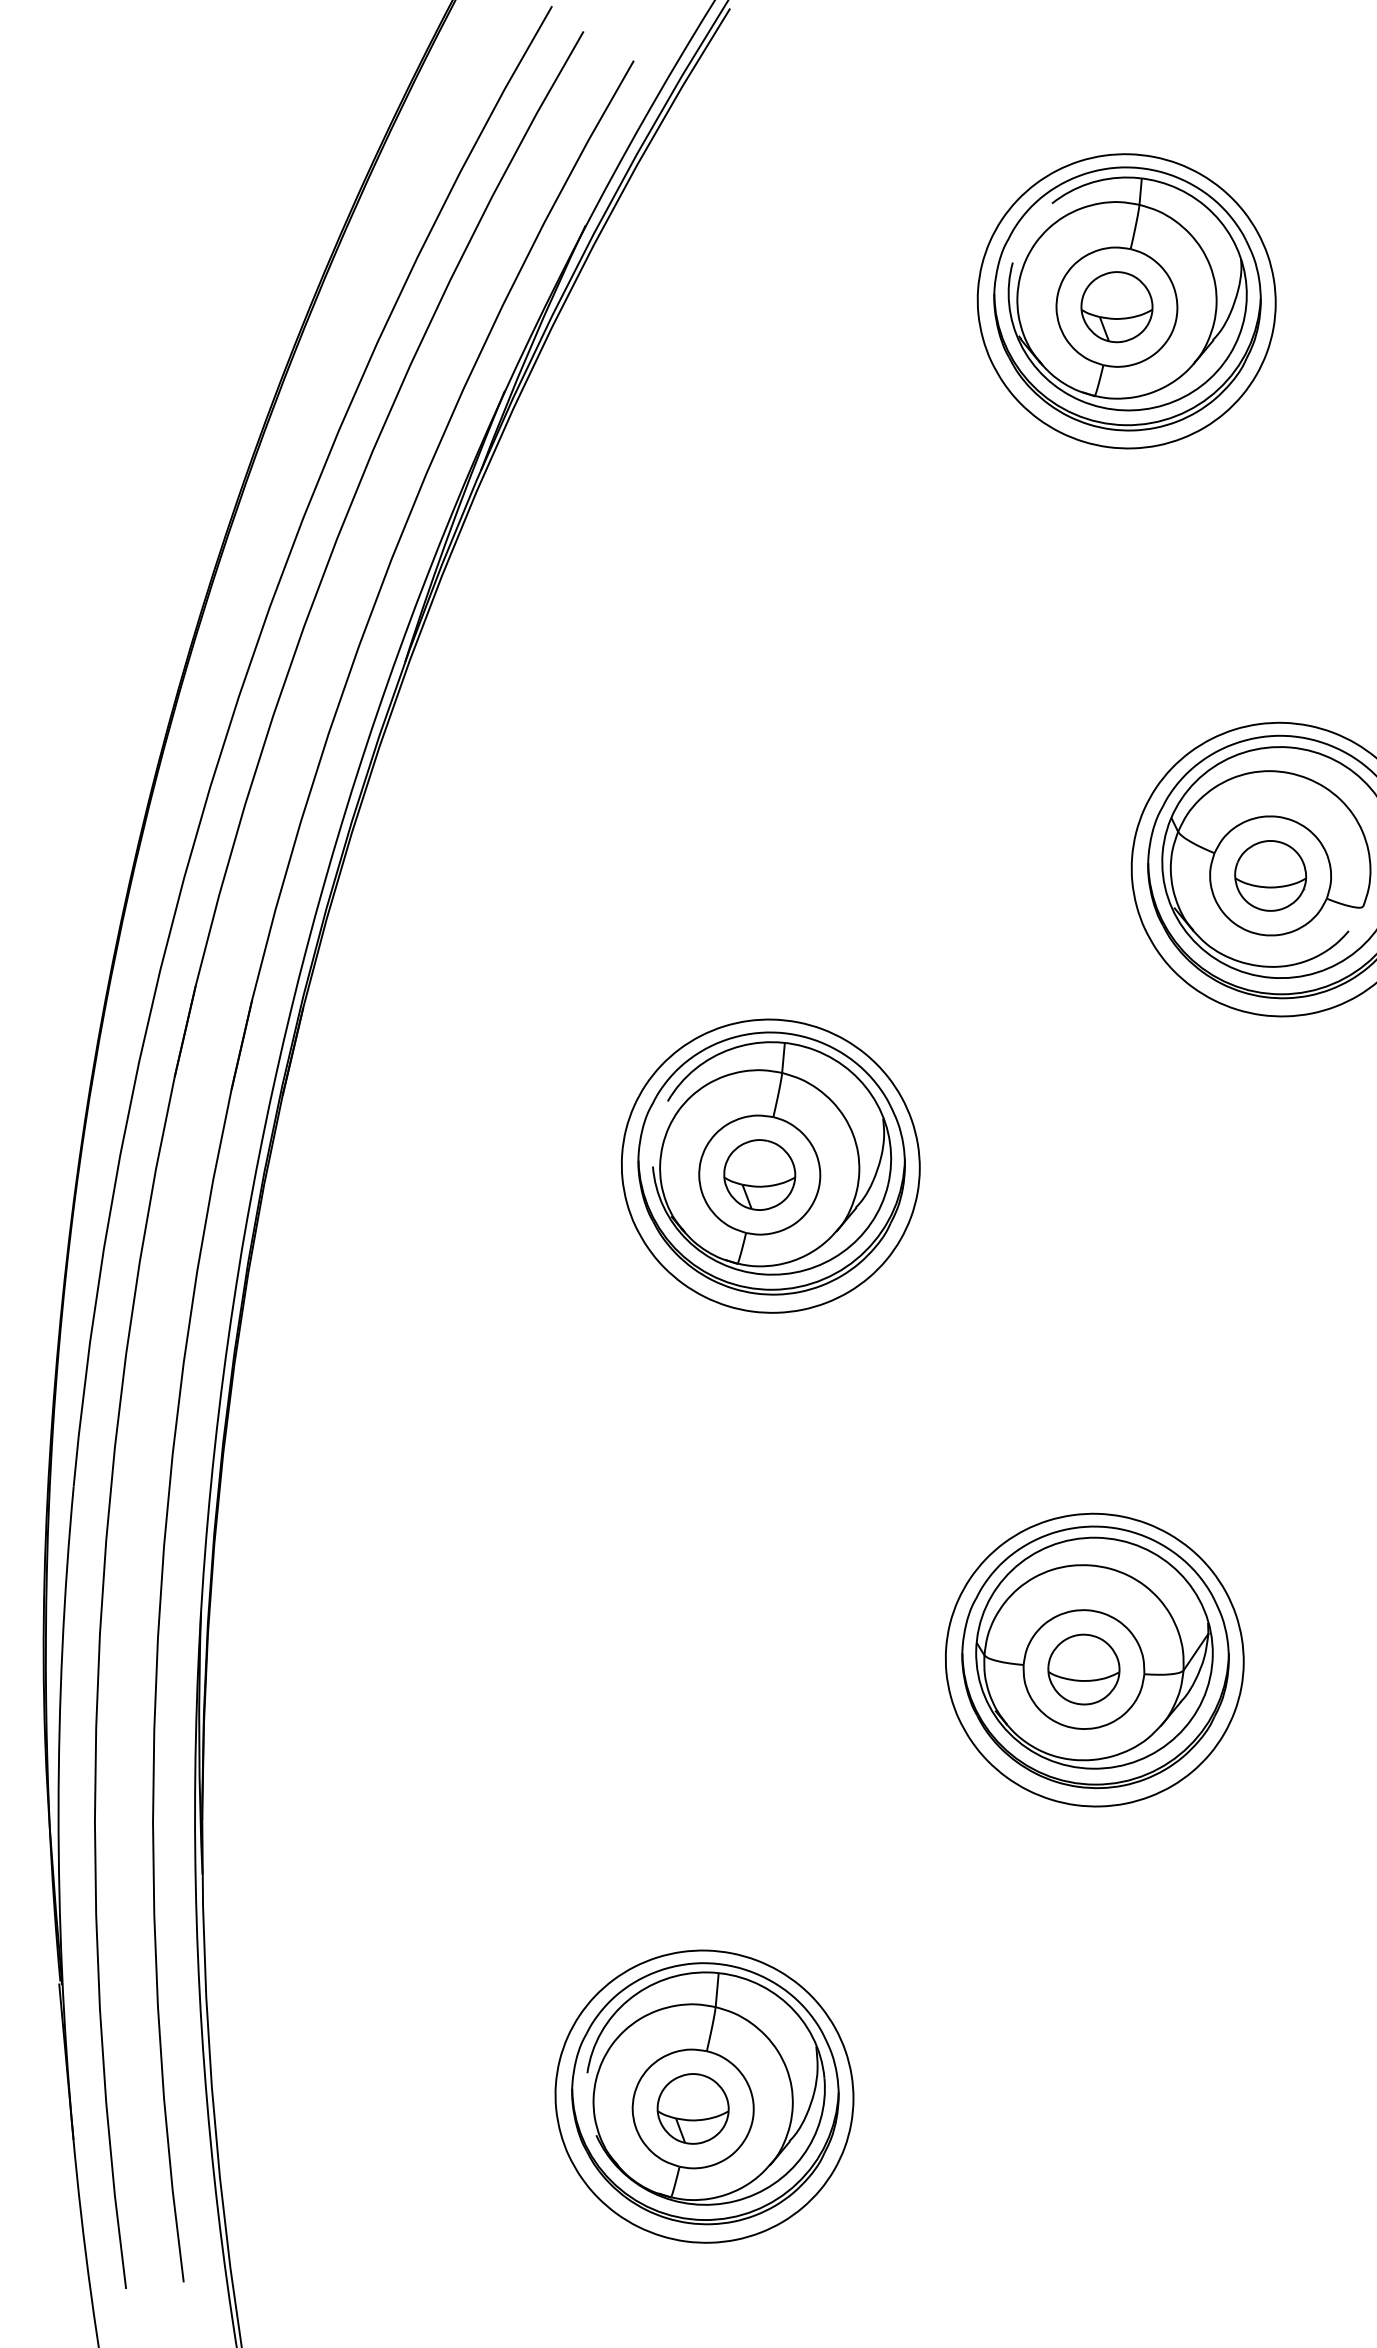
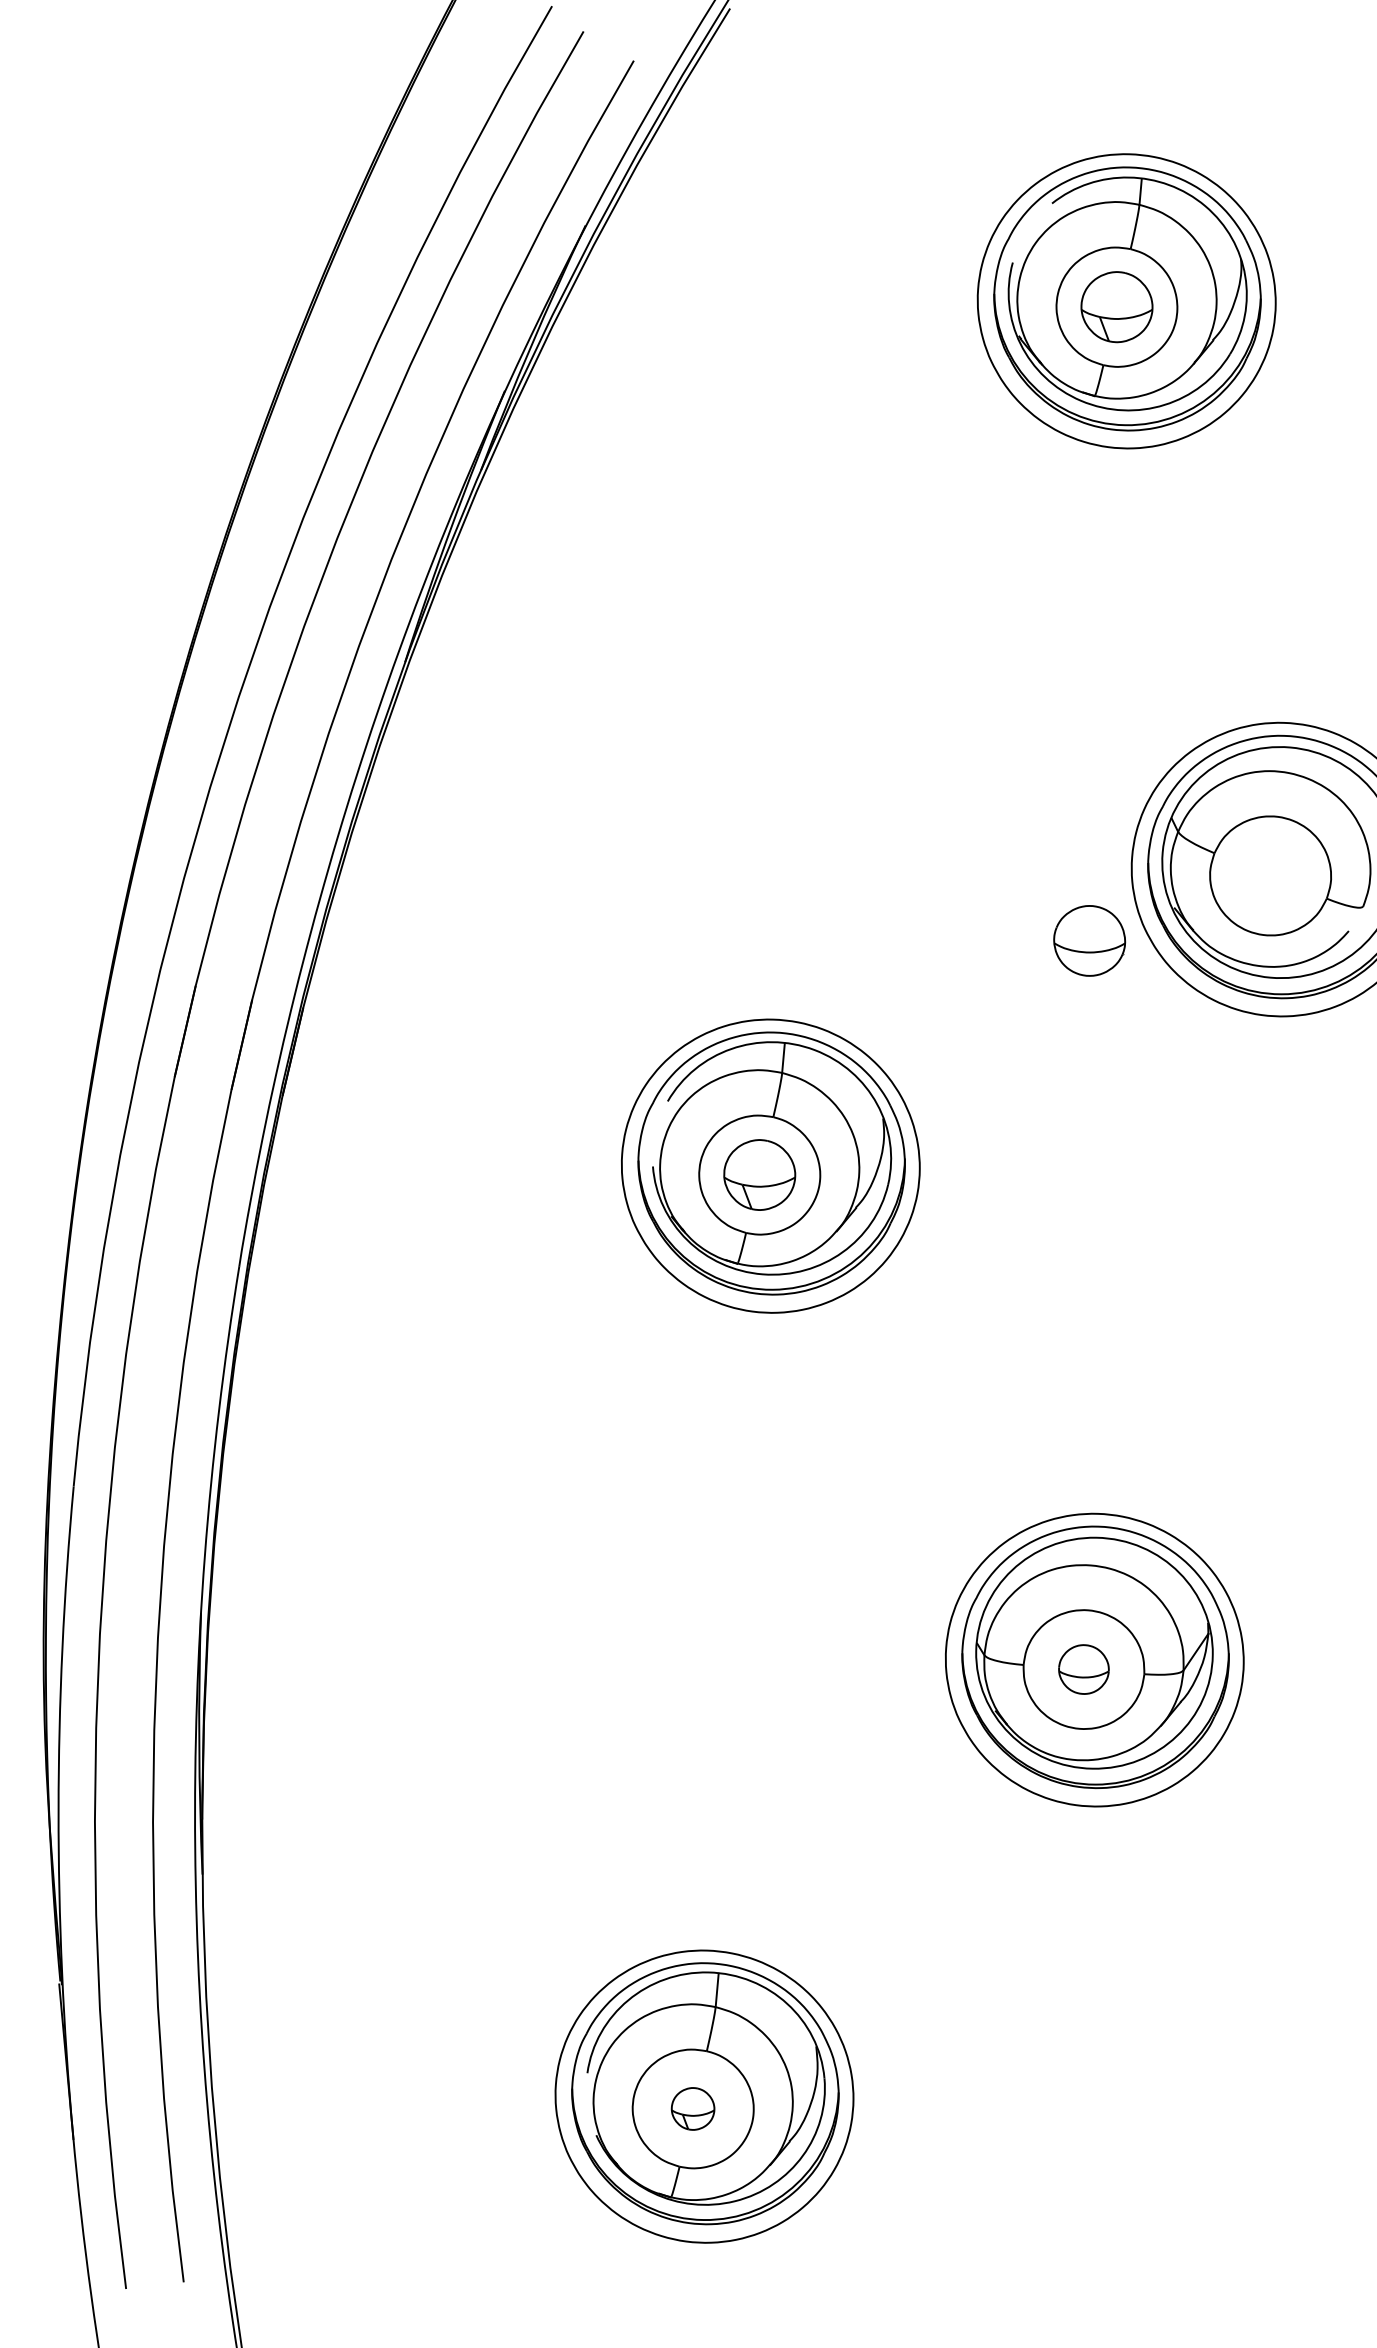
part position: (1270, 875) -> (1089, 940) (1089, 940)
part size: 74x73 px -> 52x51 px (1083, 1669)
part size: 74x72 px -> 46x44 px (692, 2108)
